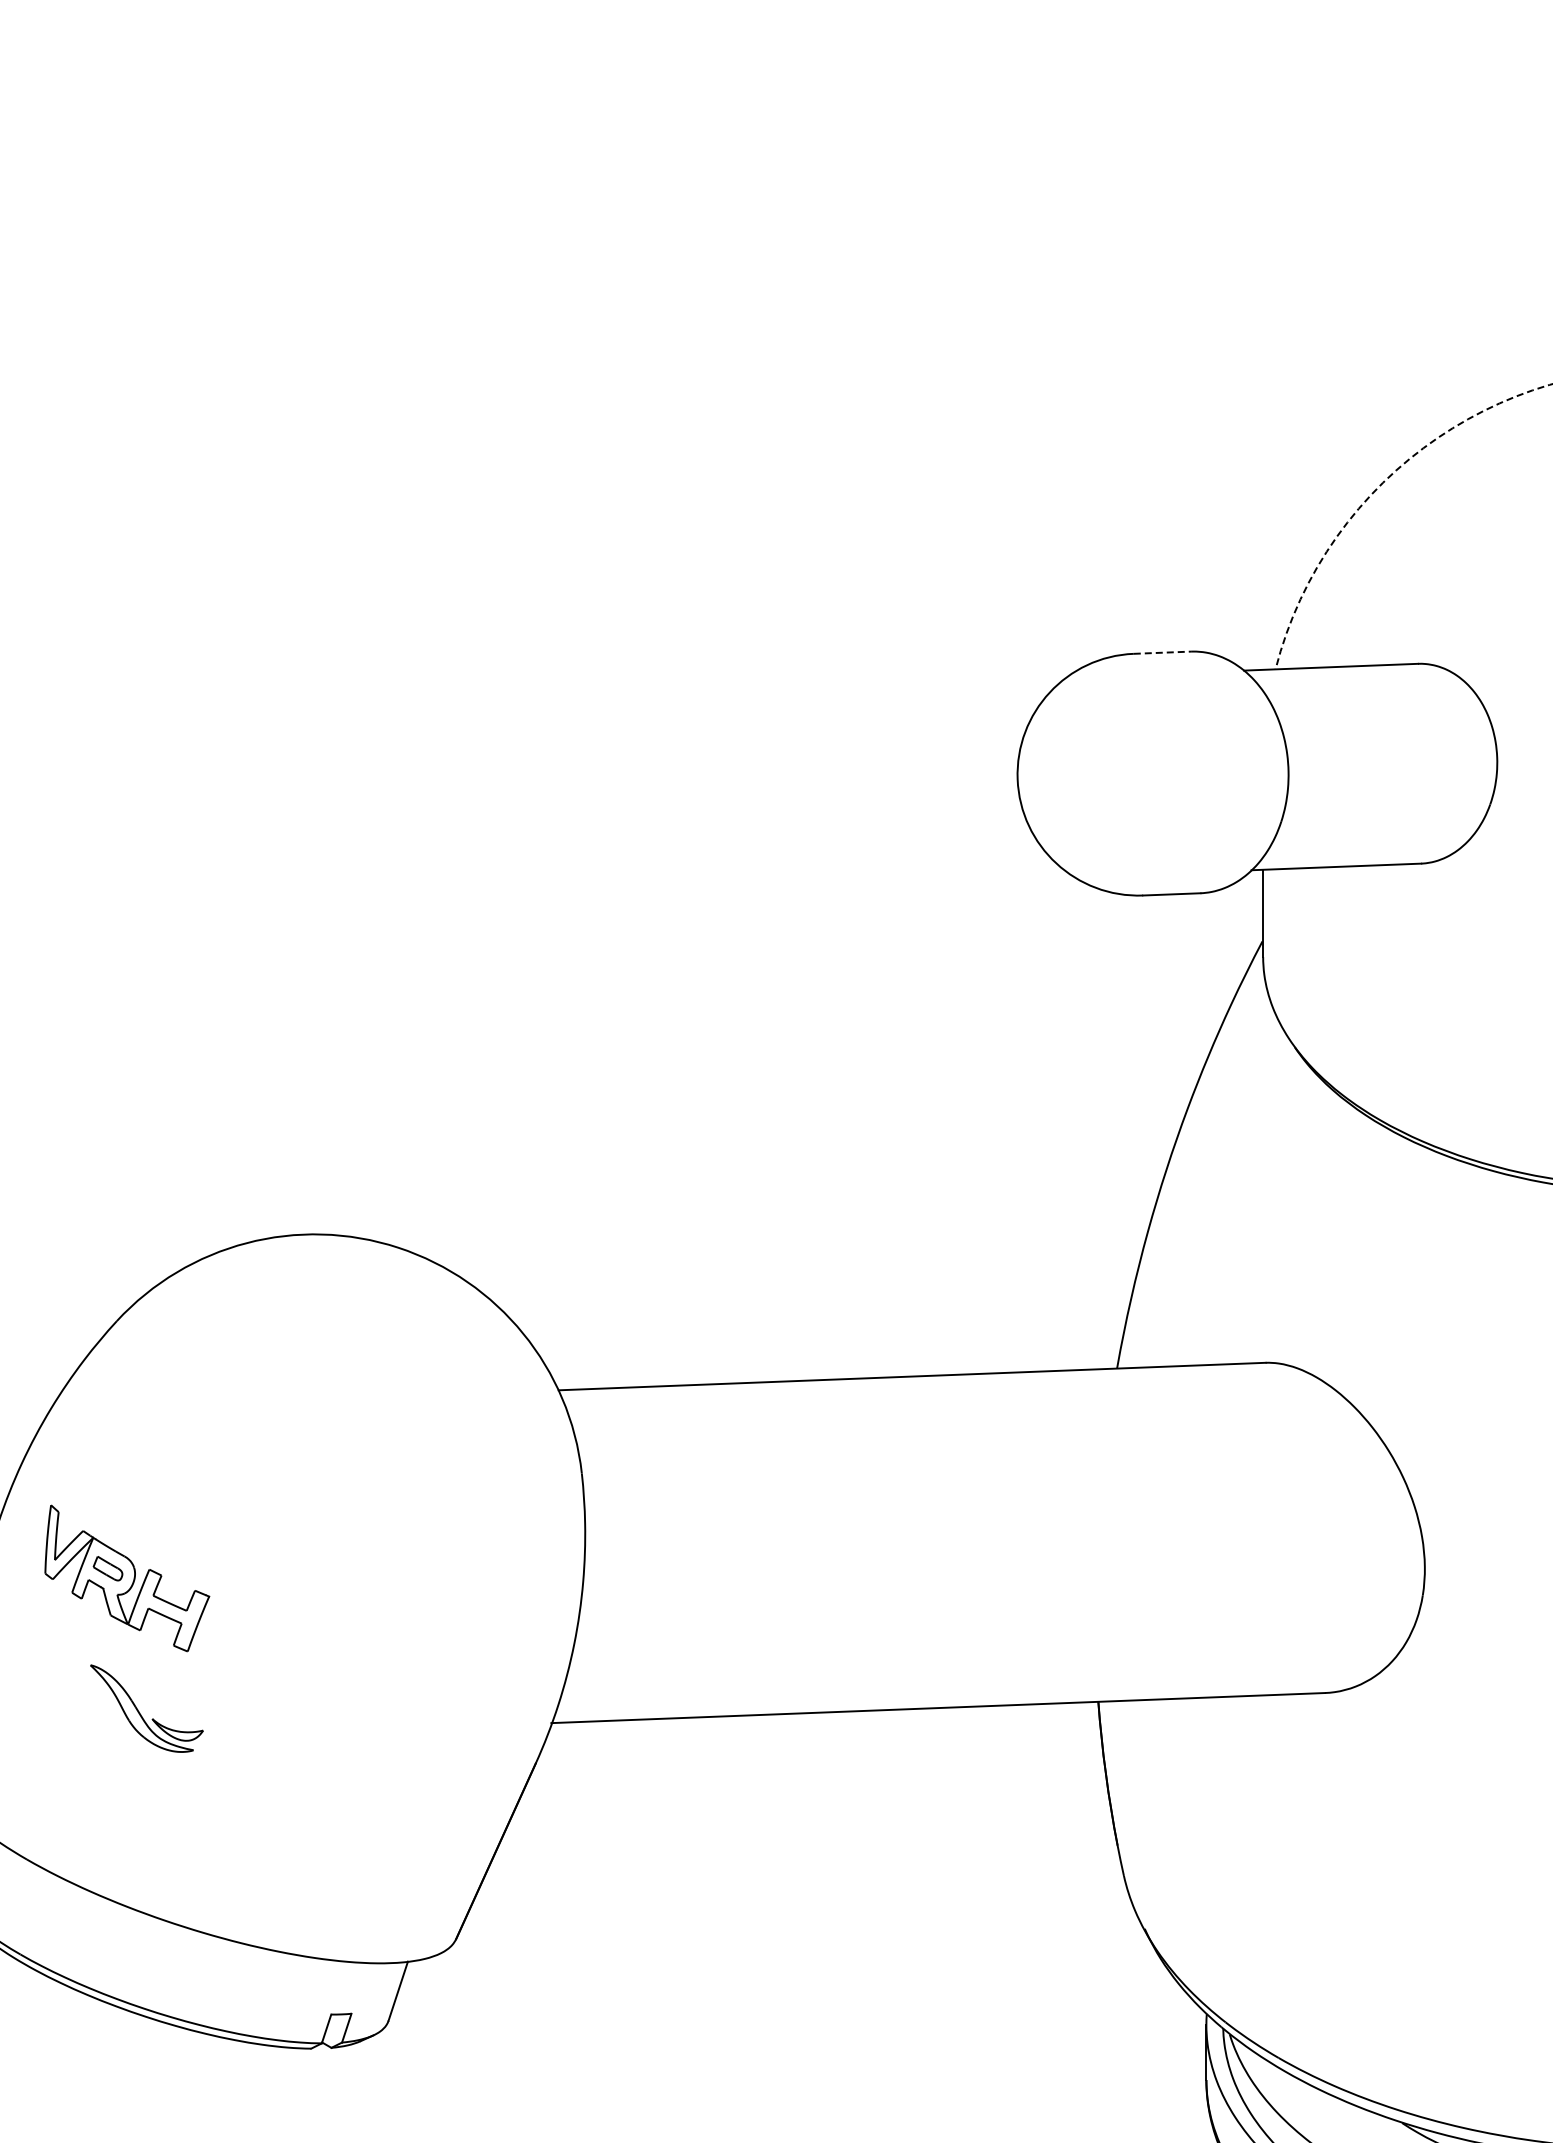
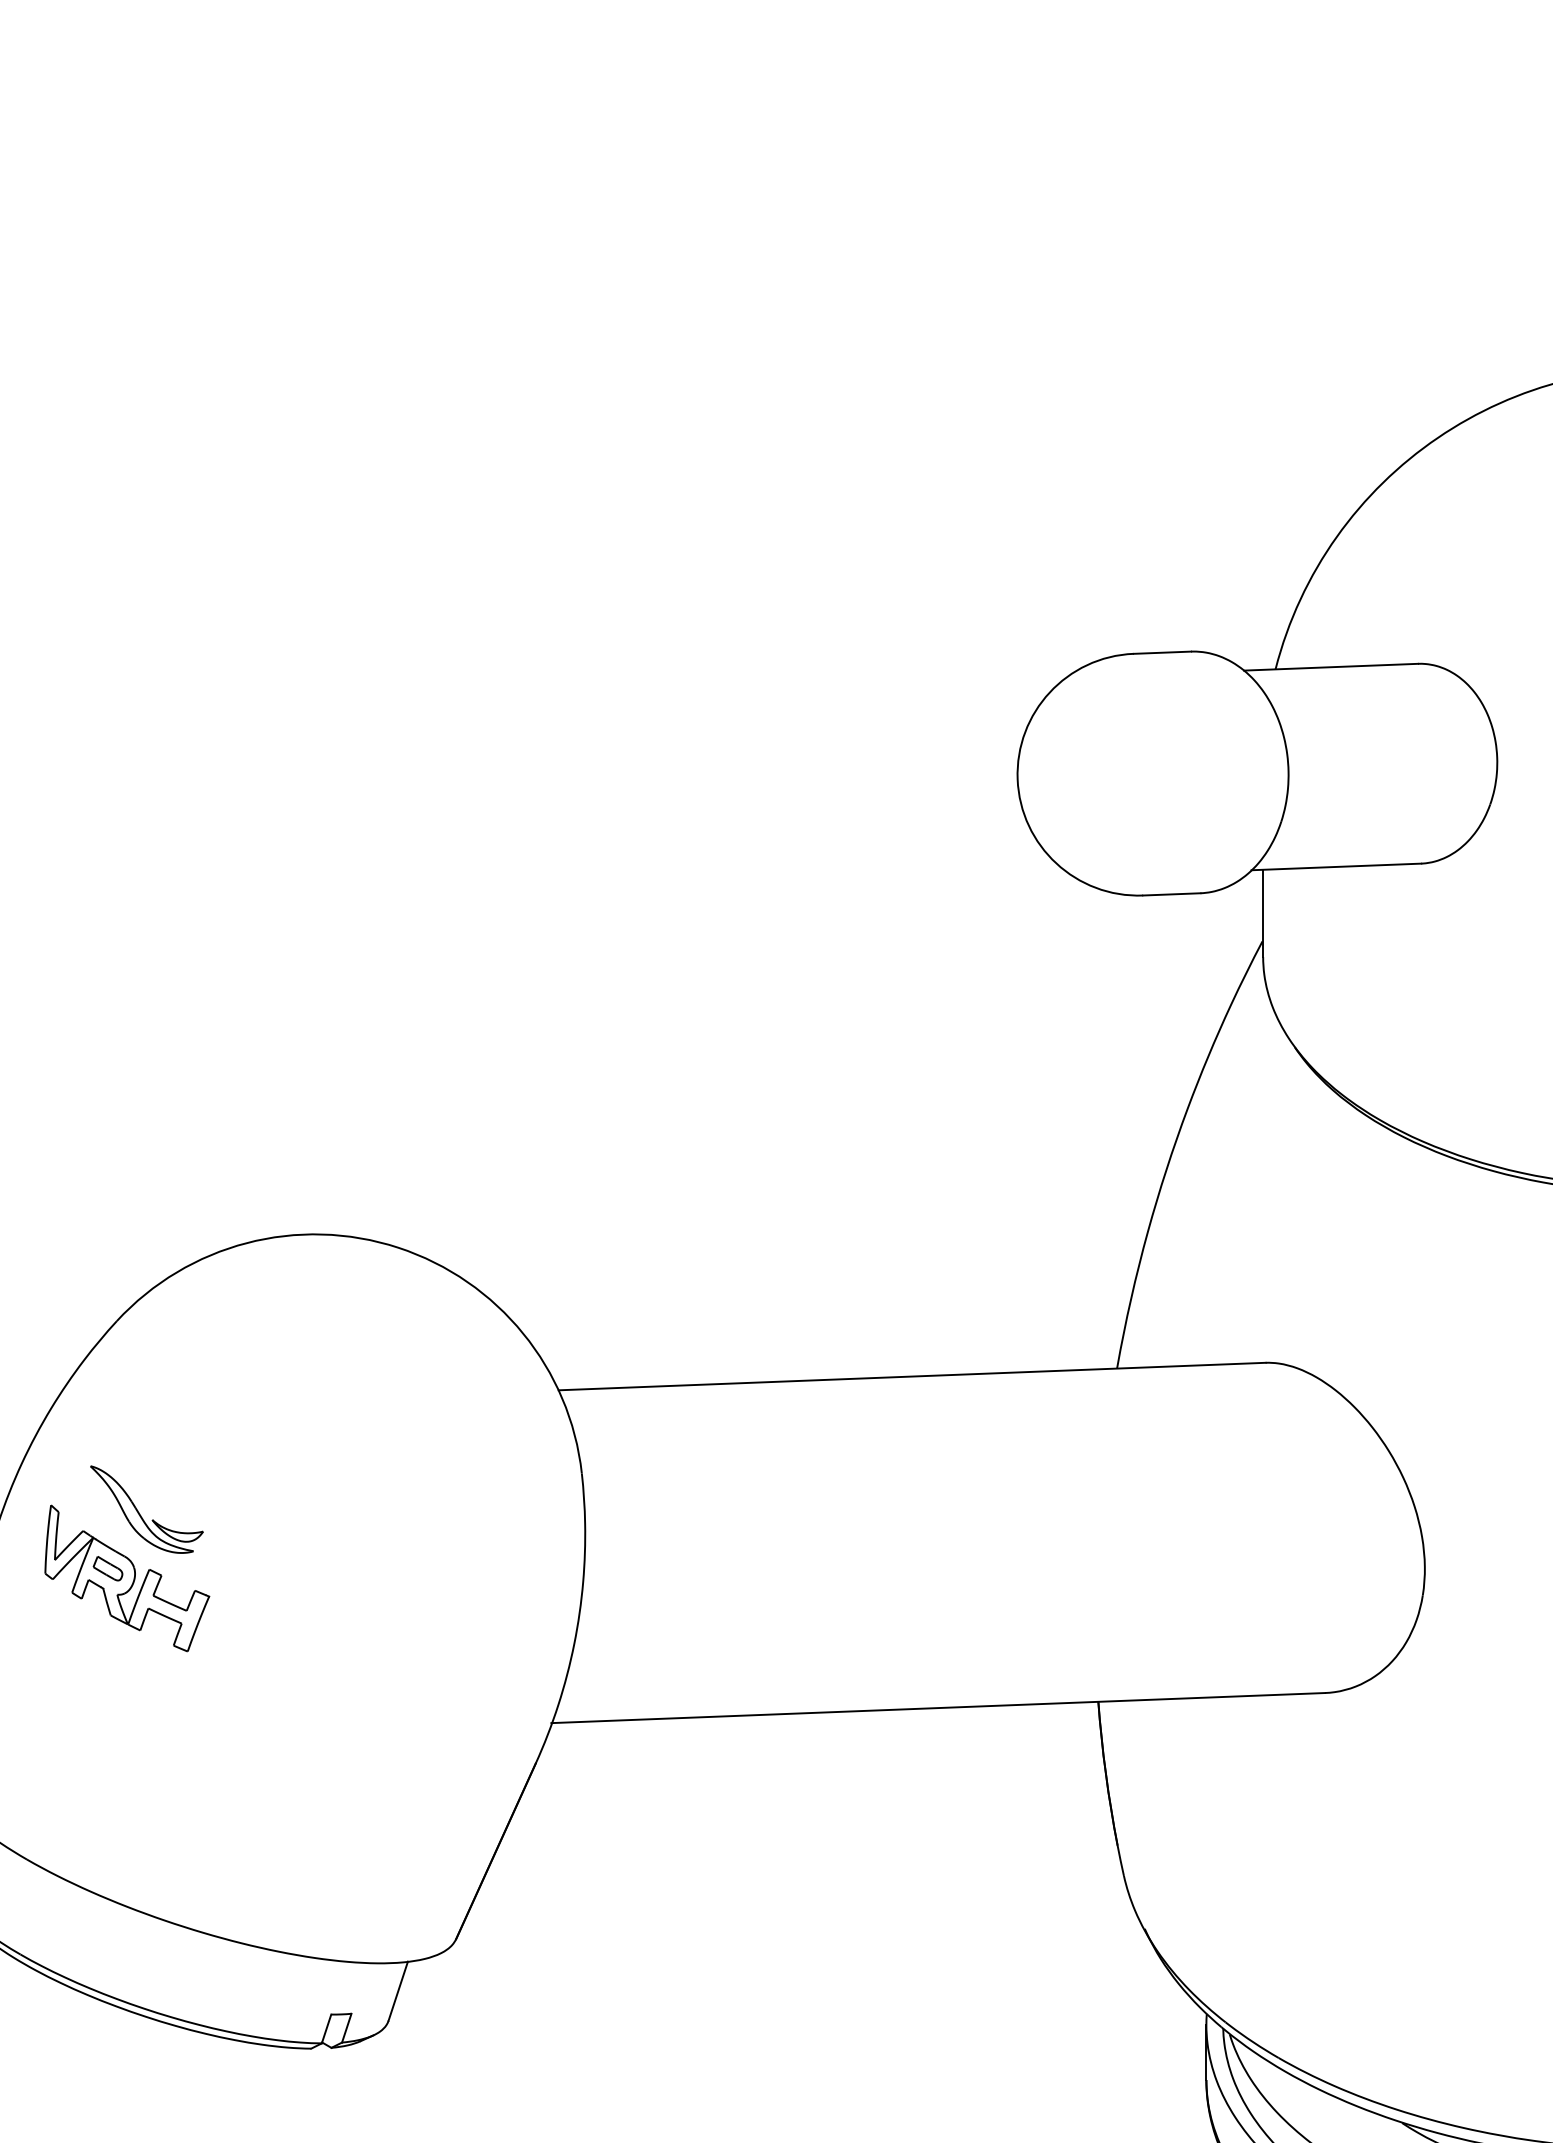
arc: dashed -> solid (1375, 490)
line: dashed -> solid (1162, 652)
part position: (139, 1711) -> (139, 1512) (139, 1512)
